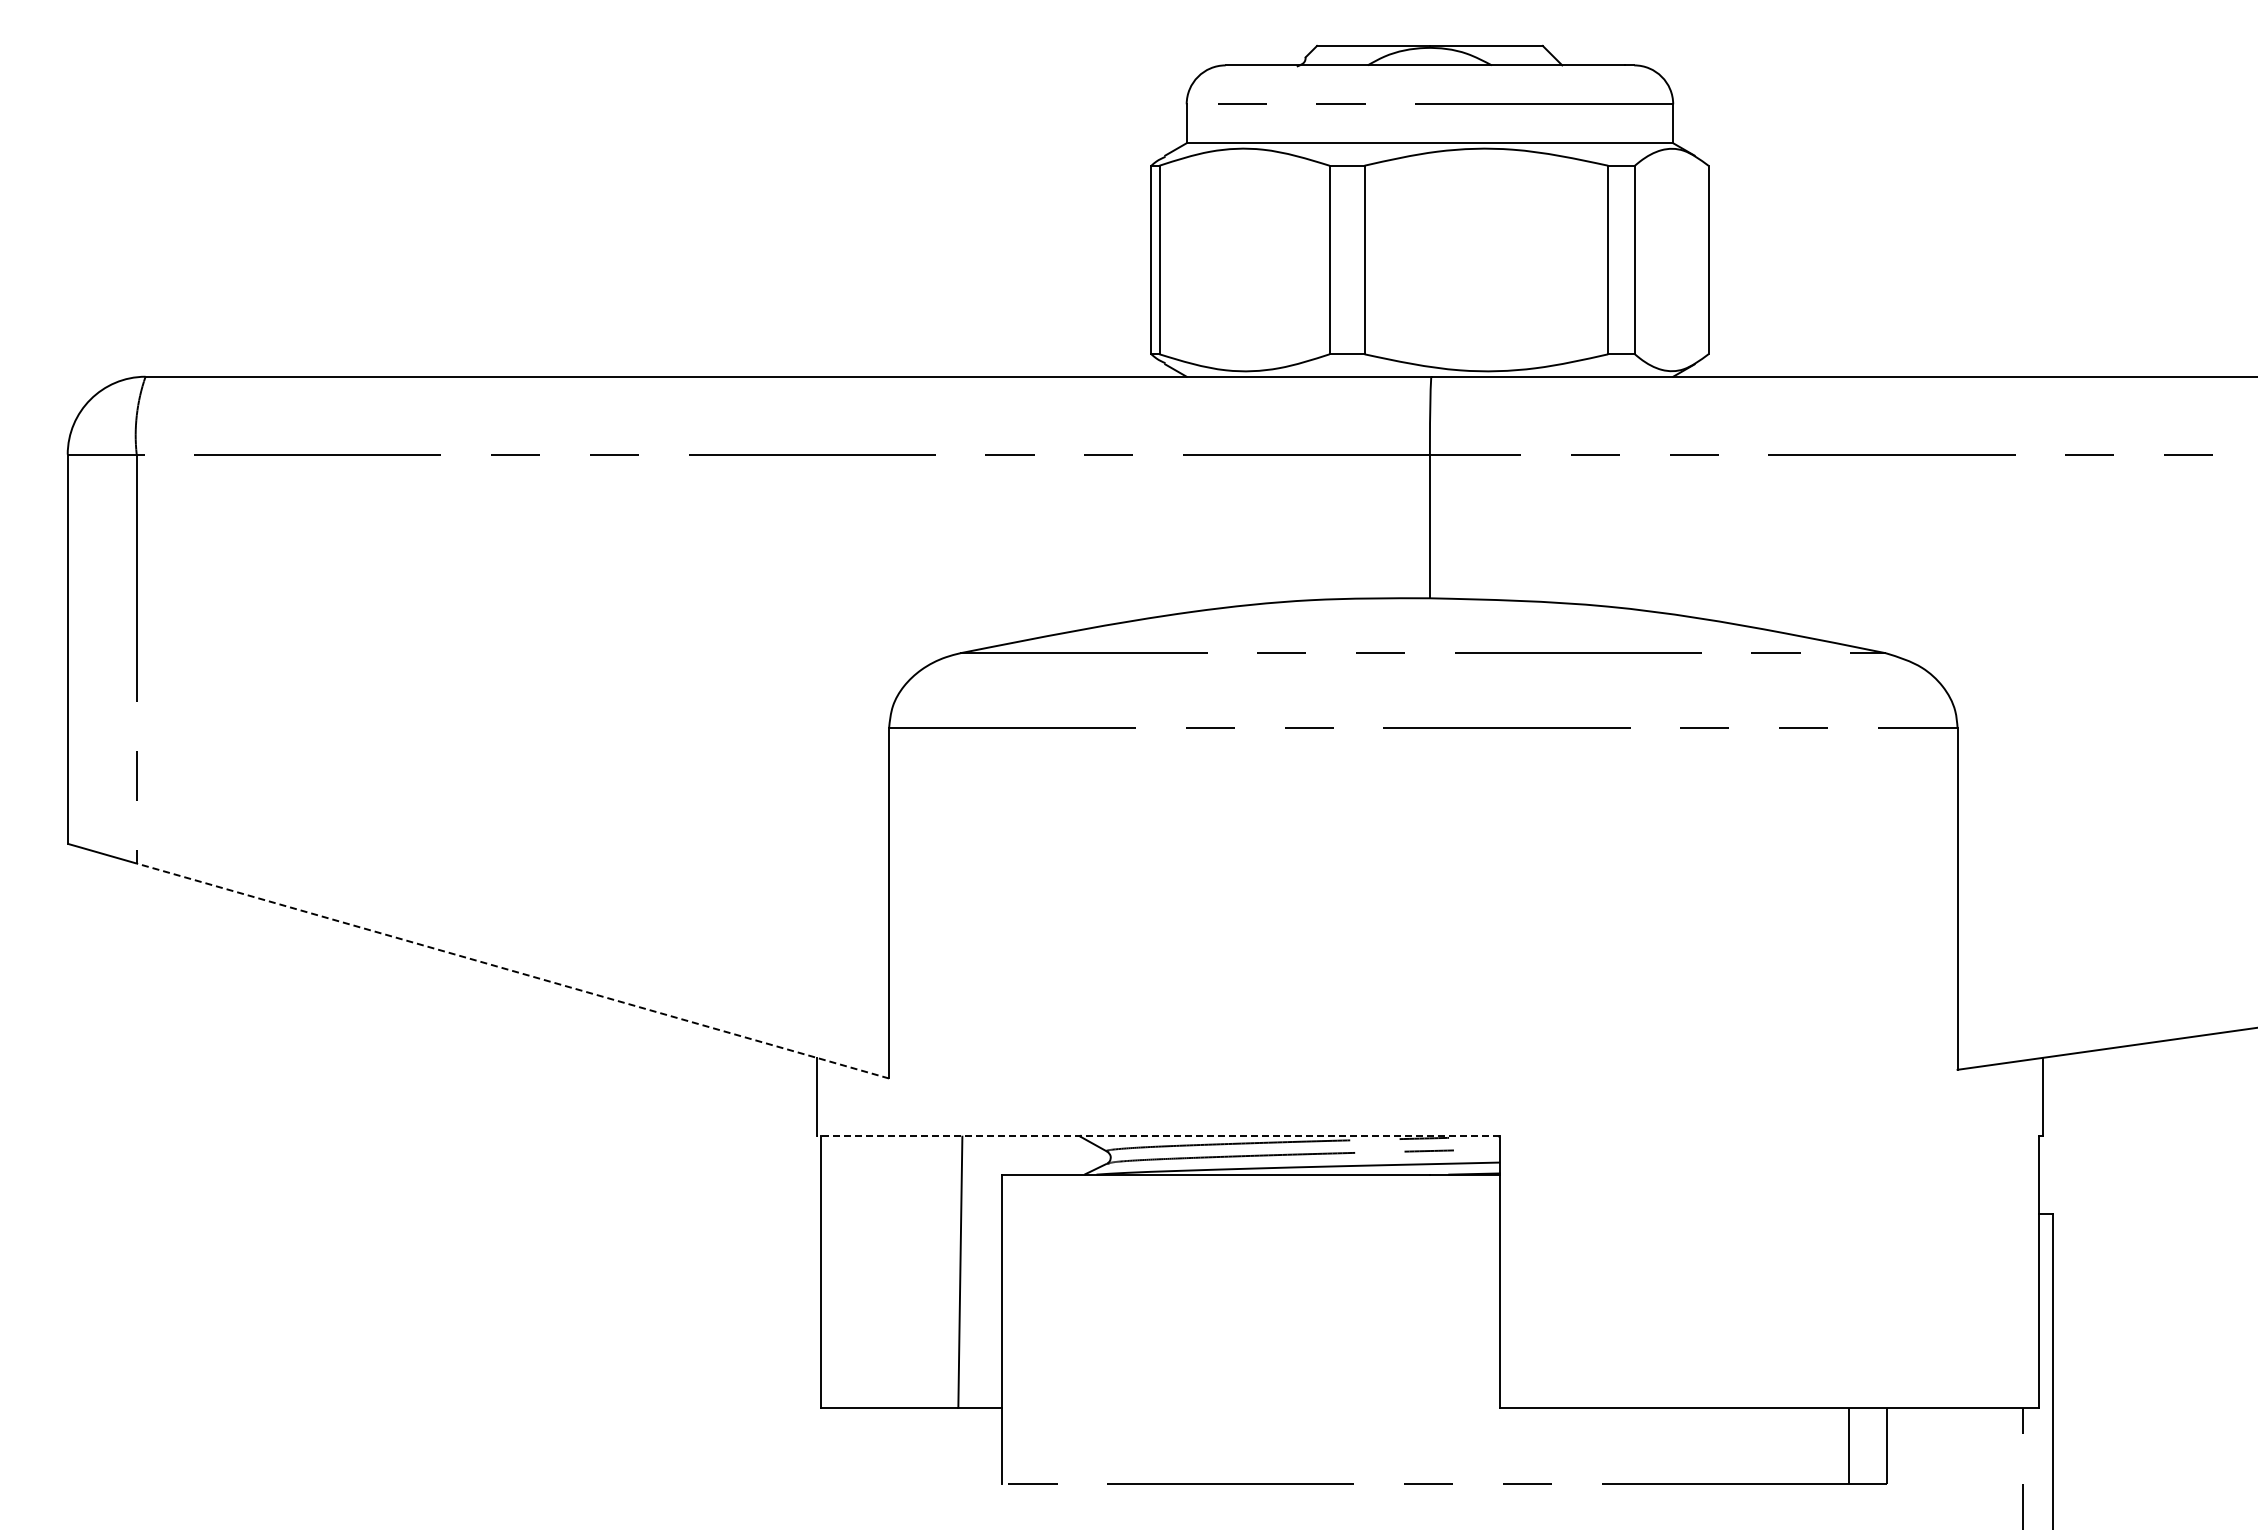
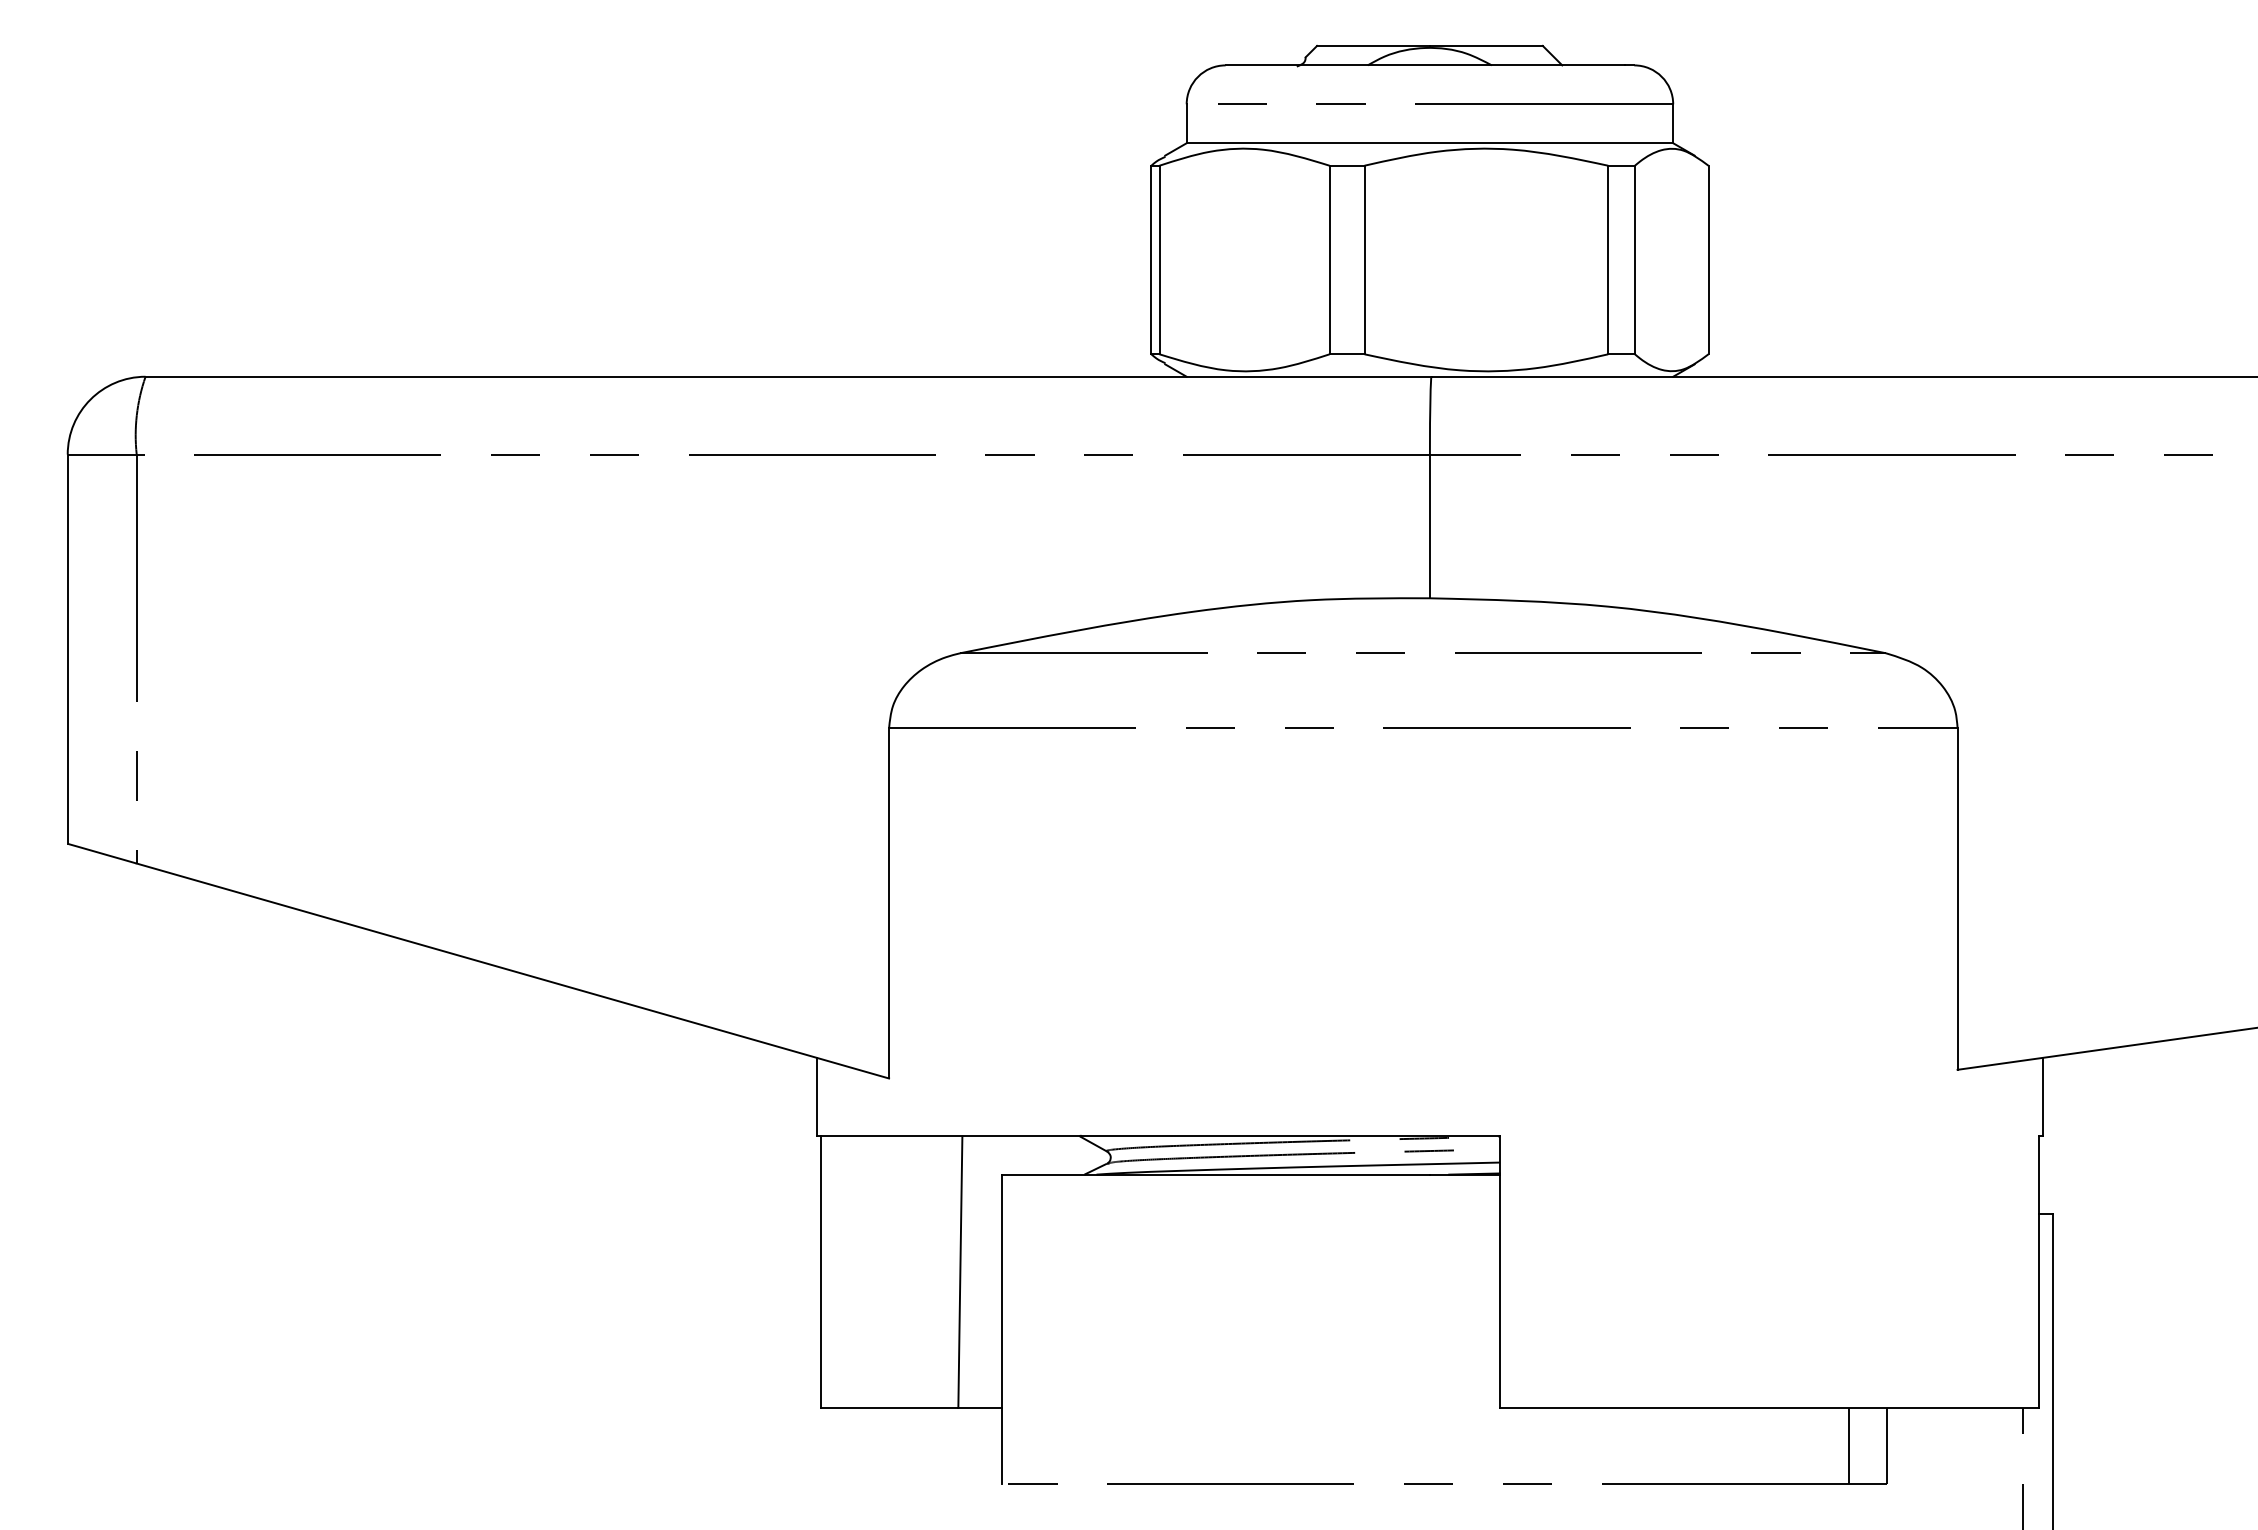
line: dashed -> solid (512, 970)
line: dashed -> solid (1158, 1135)
